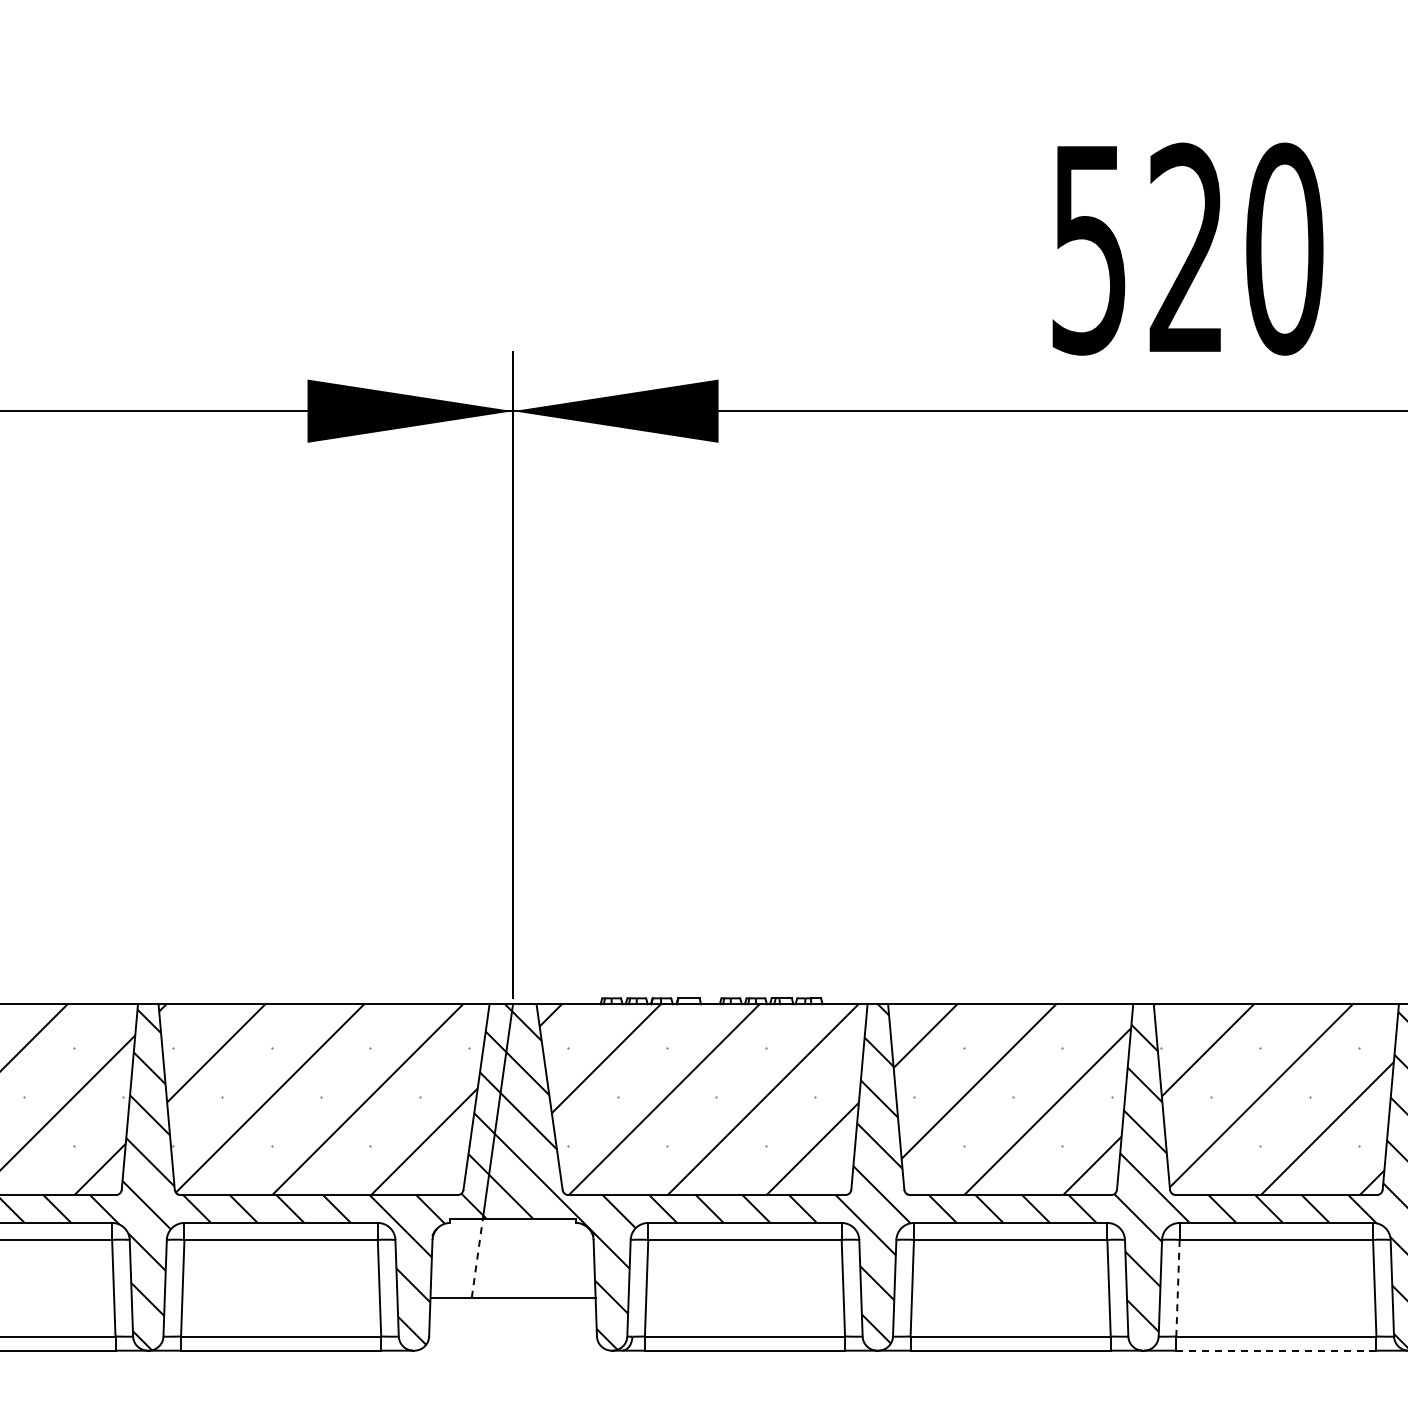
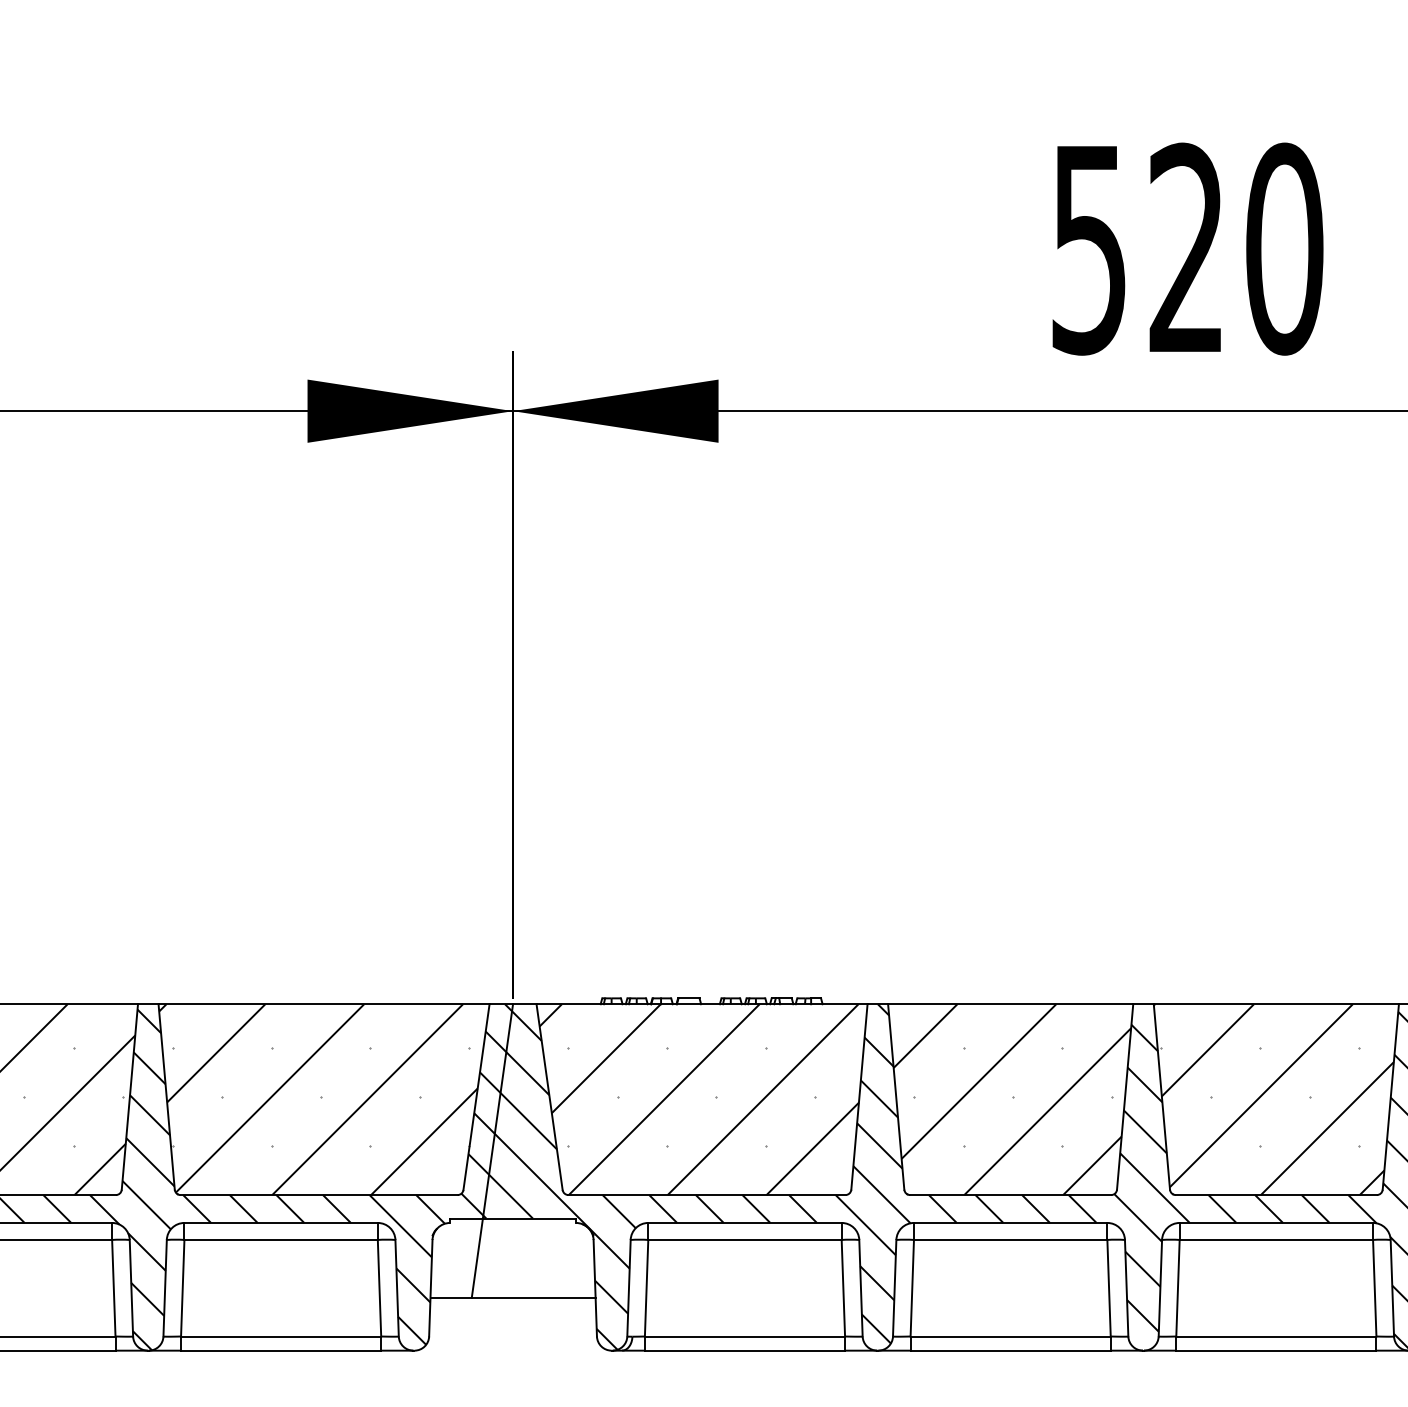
line: dashed -> solid (477, 1257)
line: dashed -> solid (1177, 1288)
line: dashed -> solid (1275, 1350)
